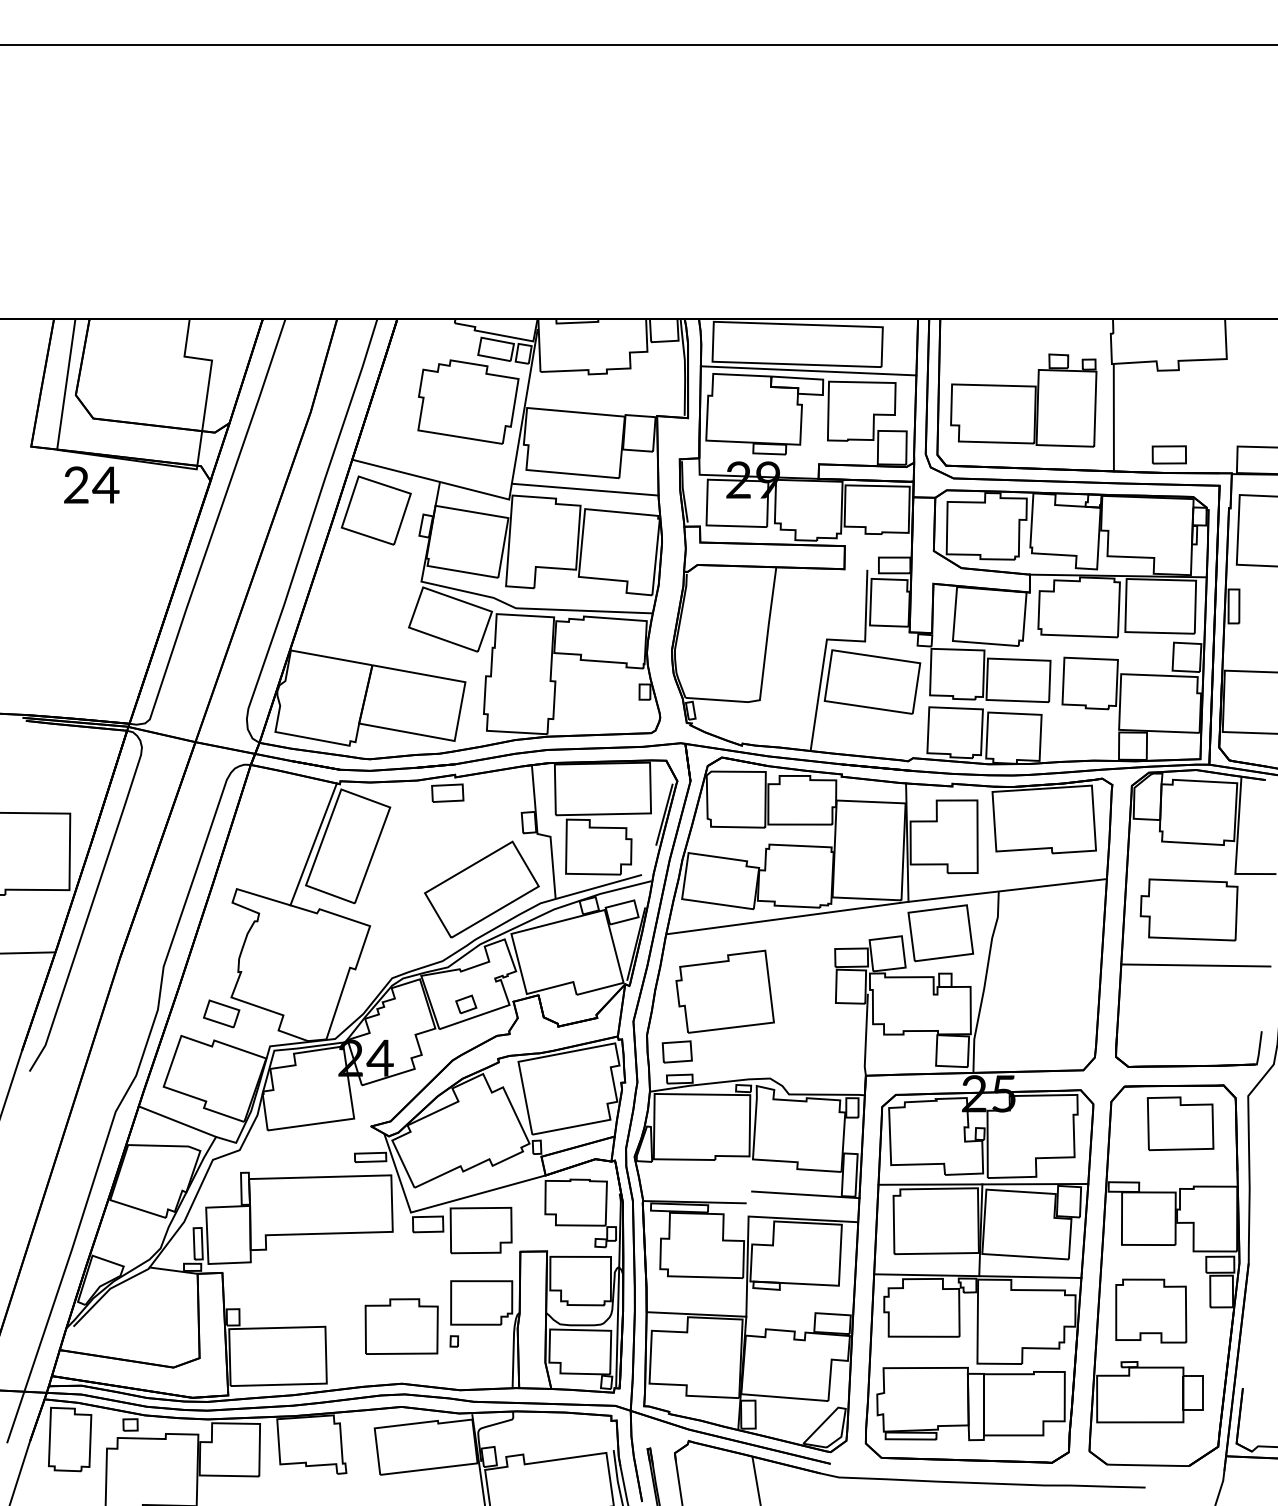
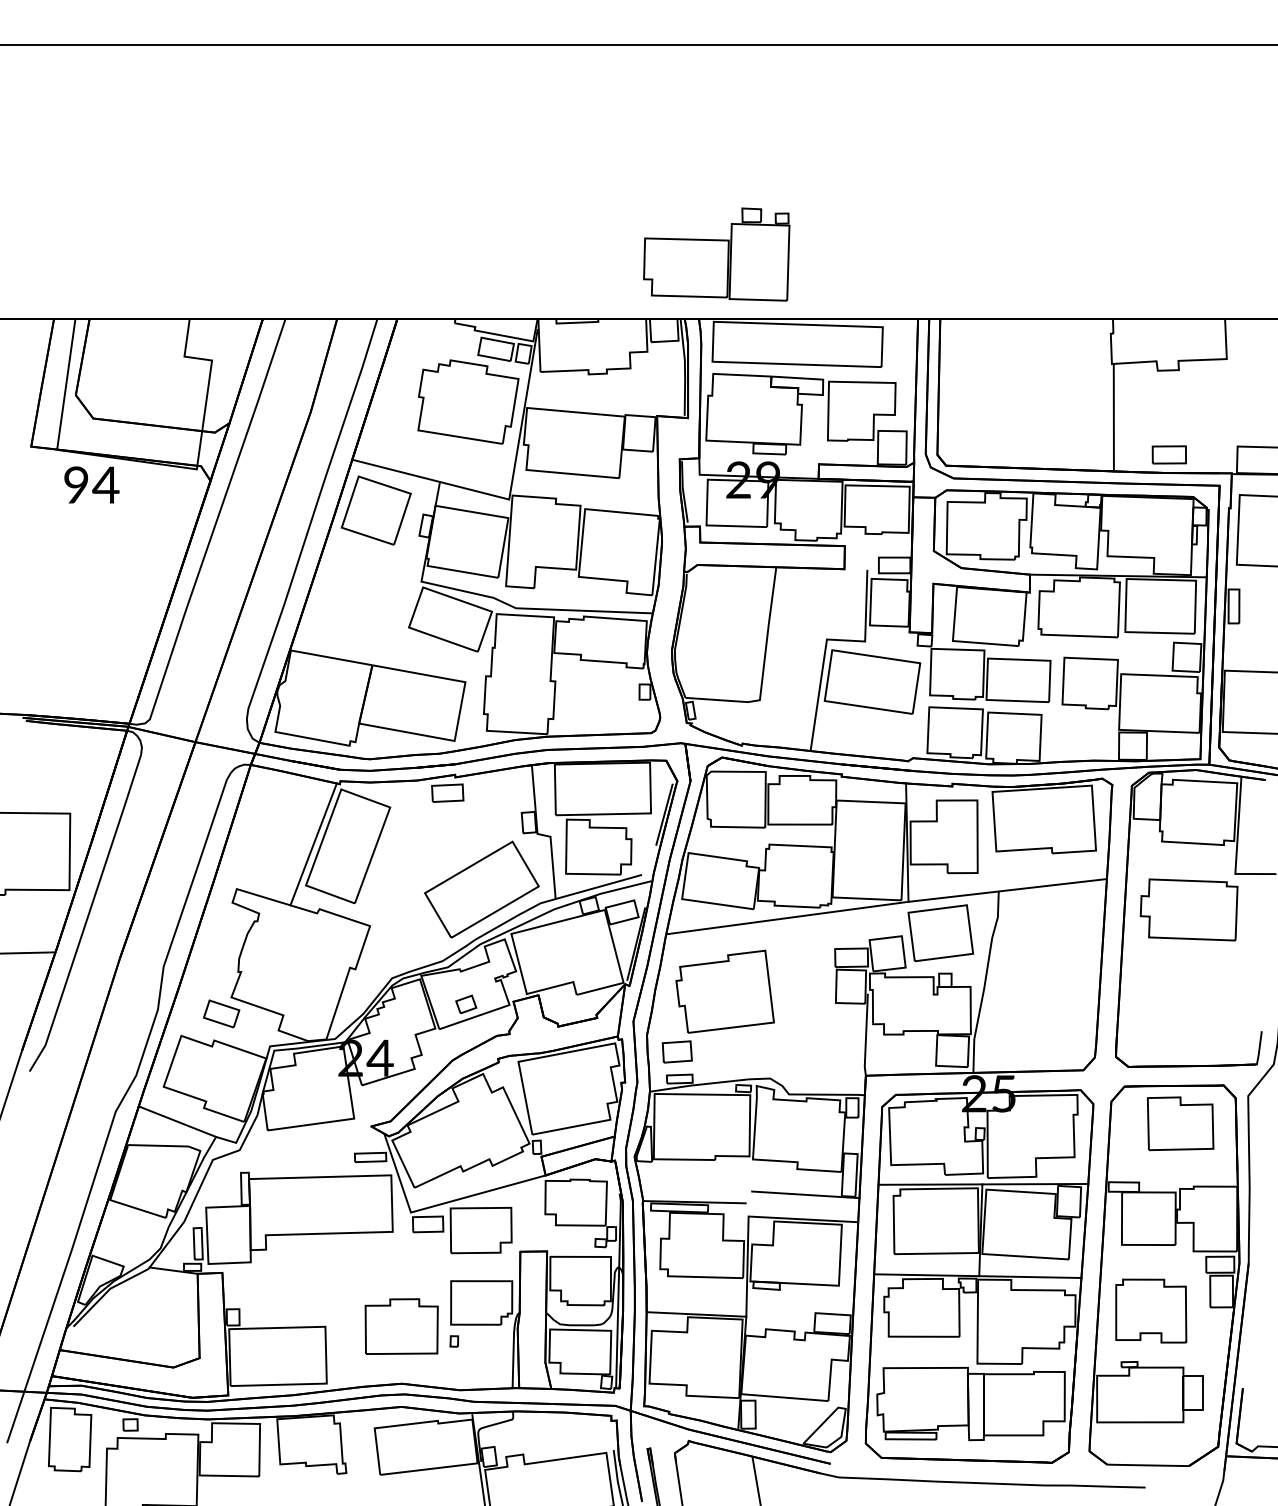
line: present -> none (808, 370)
part position: (1023, 400) -> (716, 254) (716, 254)
text: 24 -> 94 (76, 485)
line: present -> none (584, 489)
line: present -> none (1195, 965)
